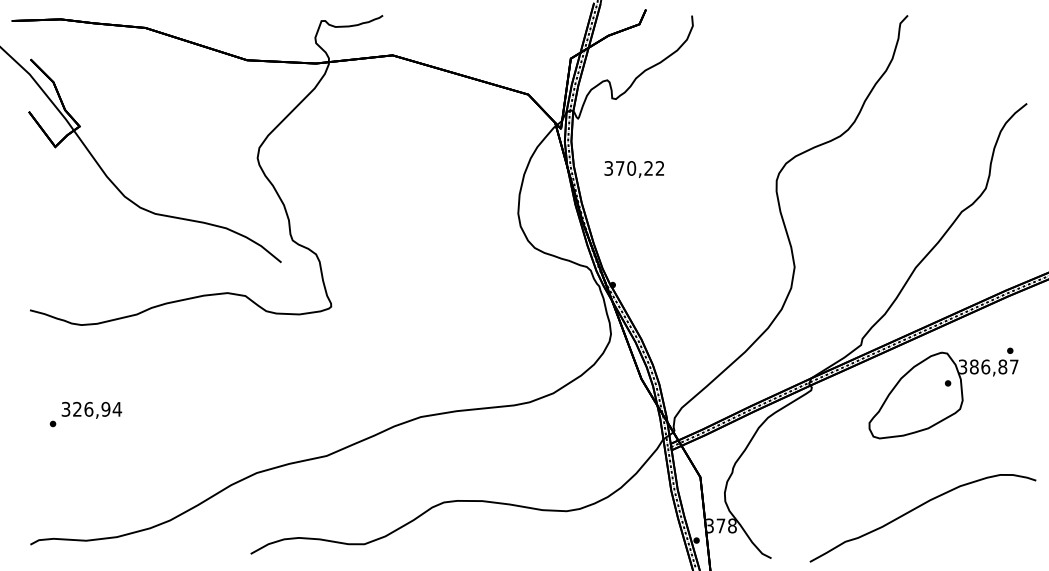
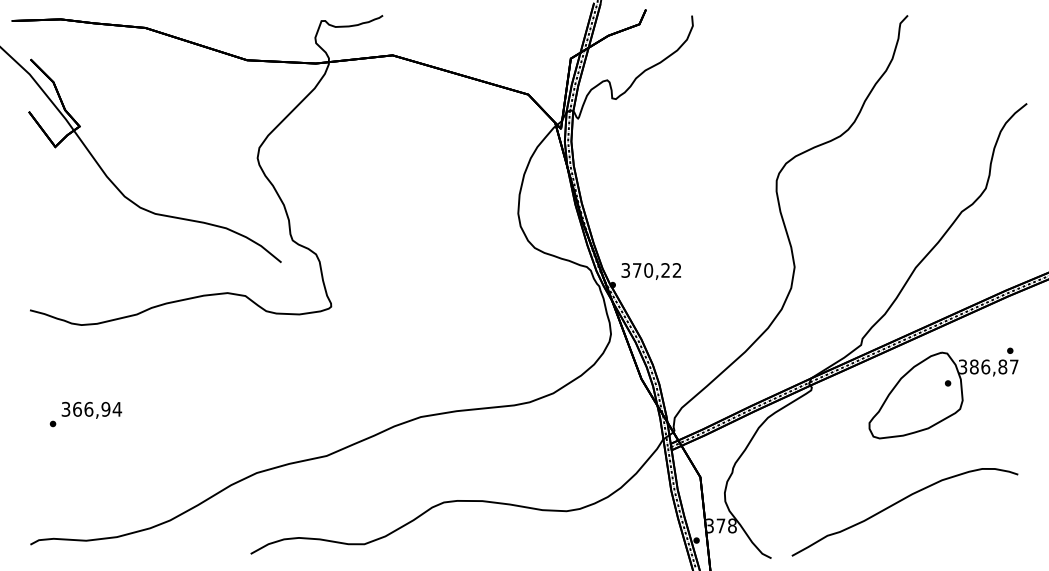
text position: (633, 169) -> (650, 271) (650, 271)
text: 326,94 -> 366,94 (77, 408)
curve position: (917, 508) -> (899, 502) (899, 502)
